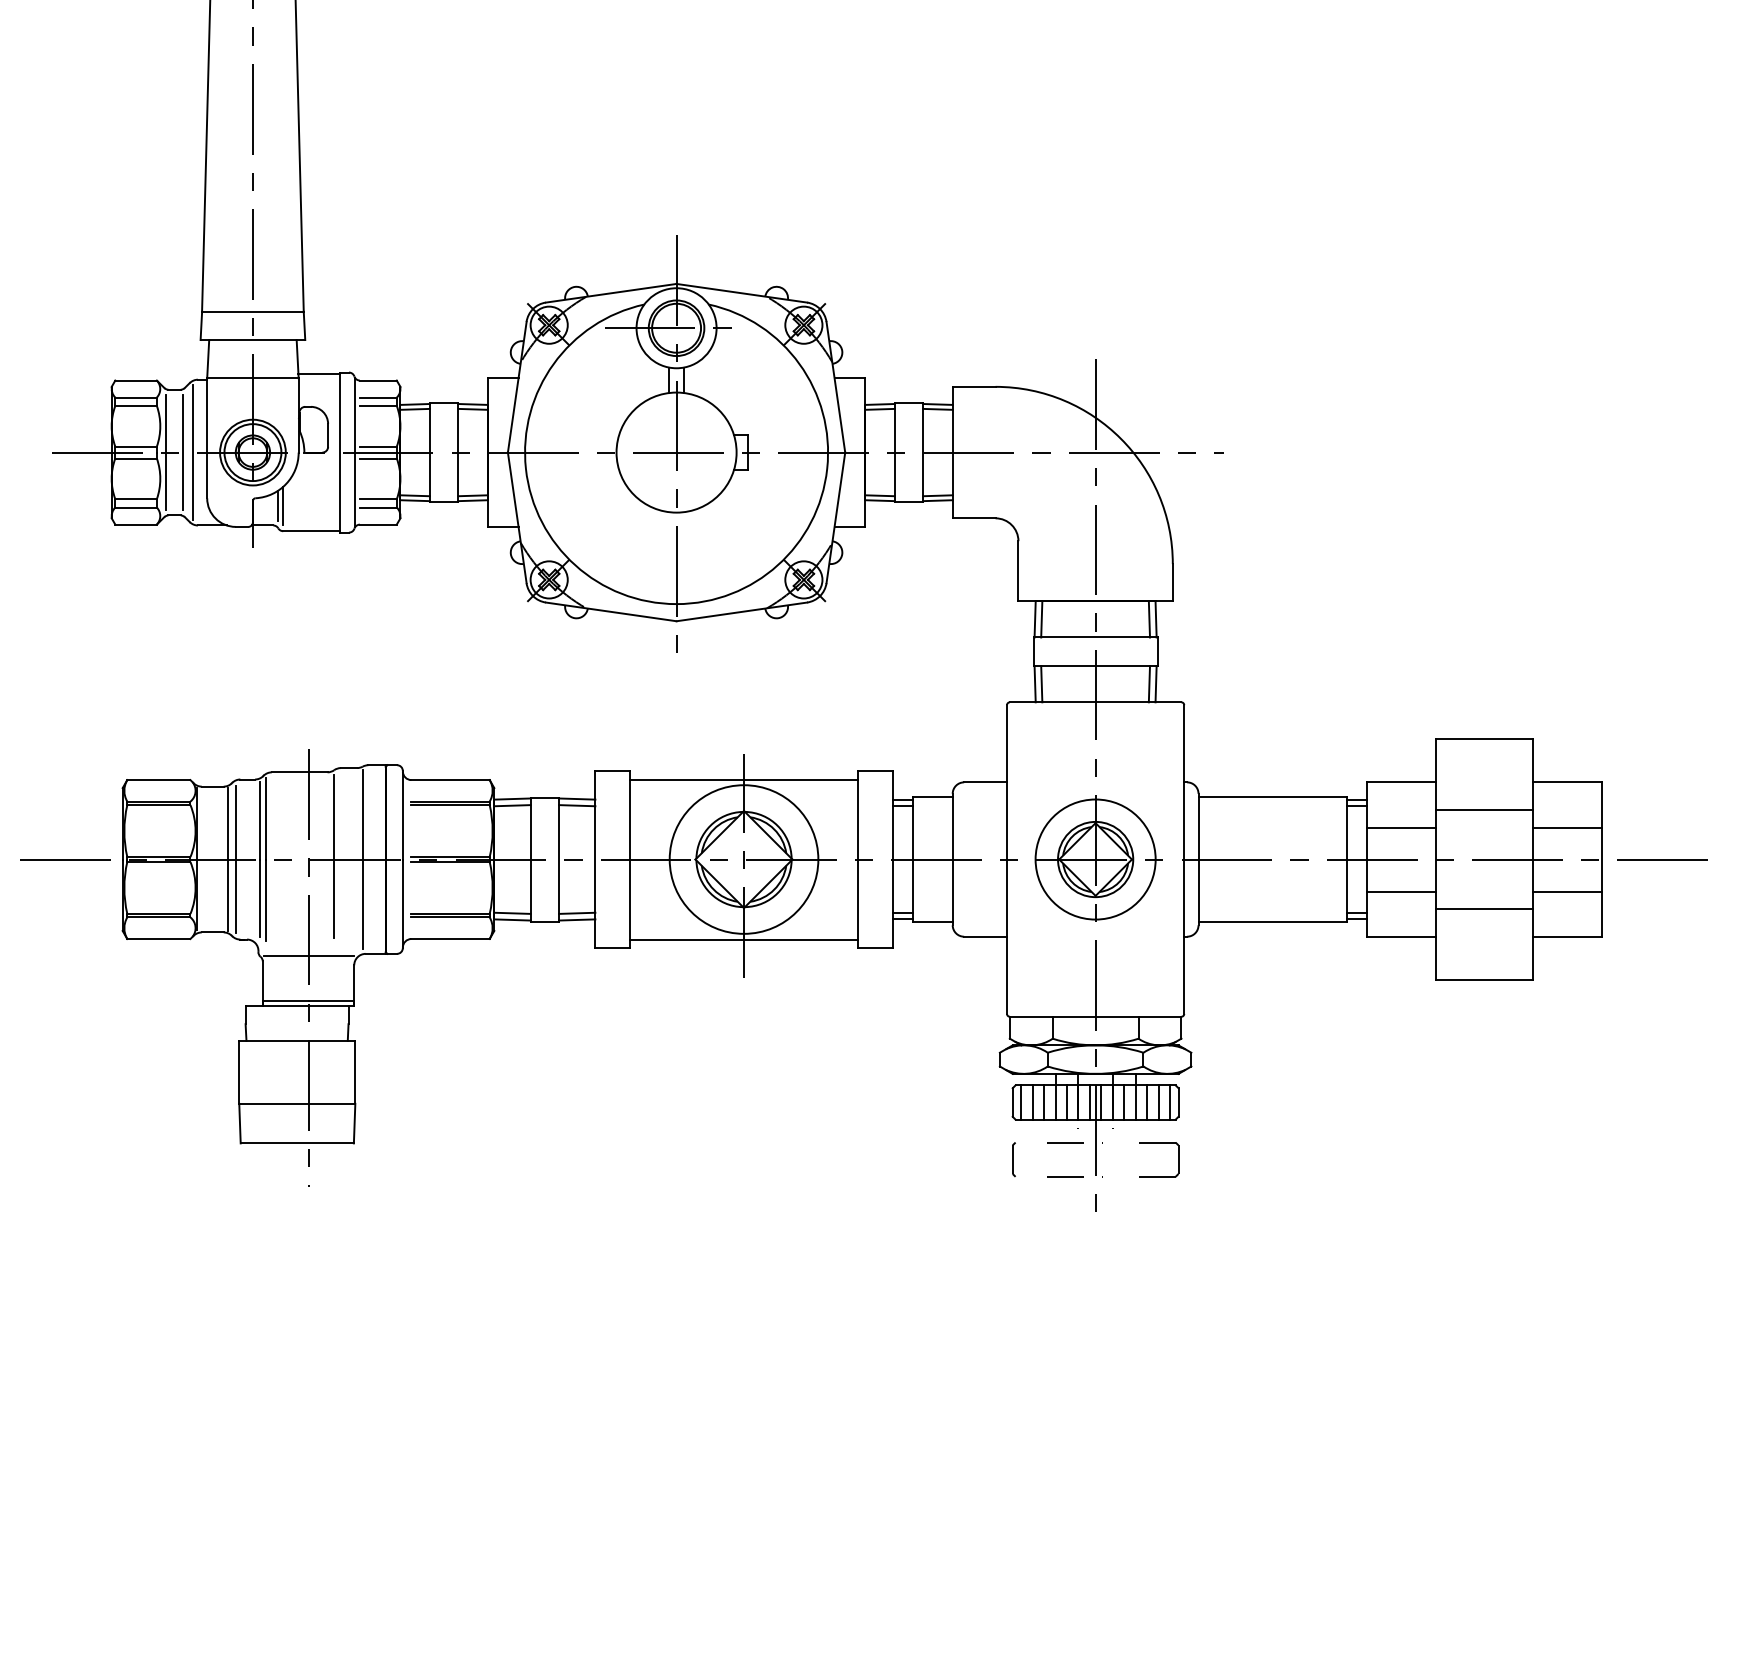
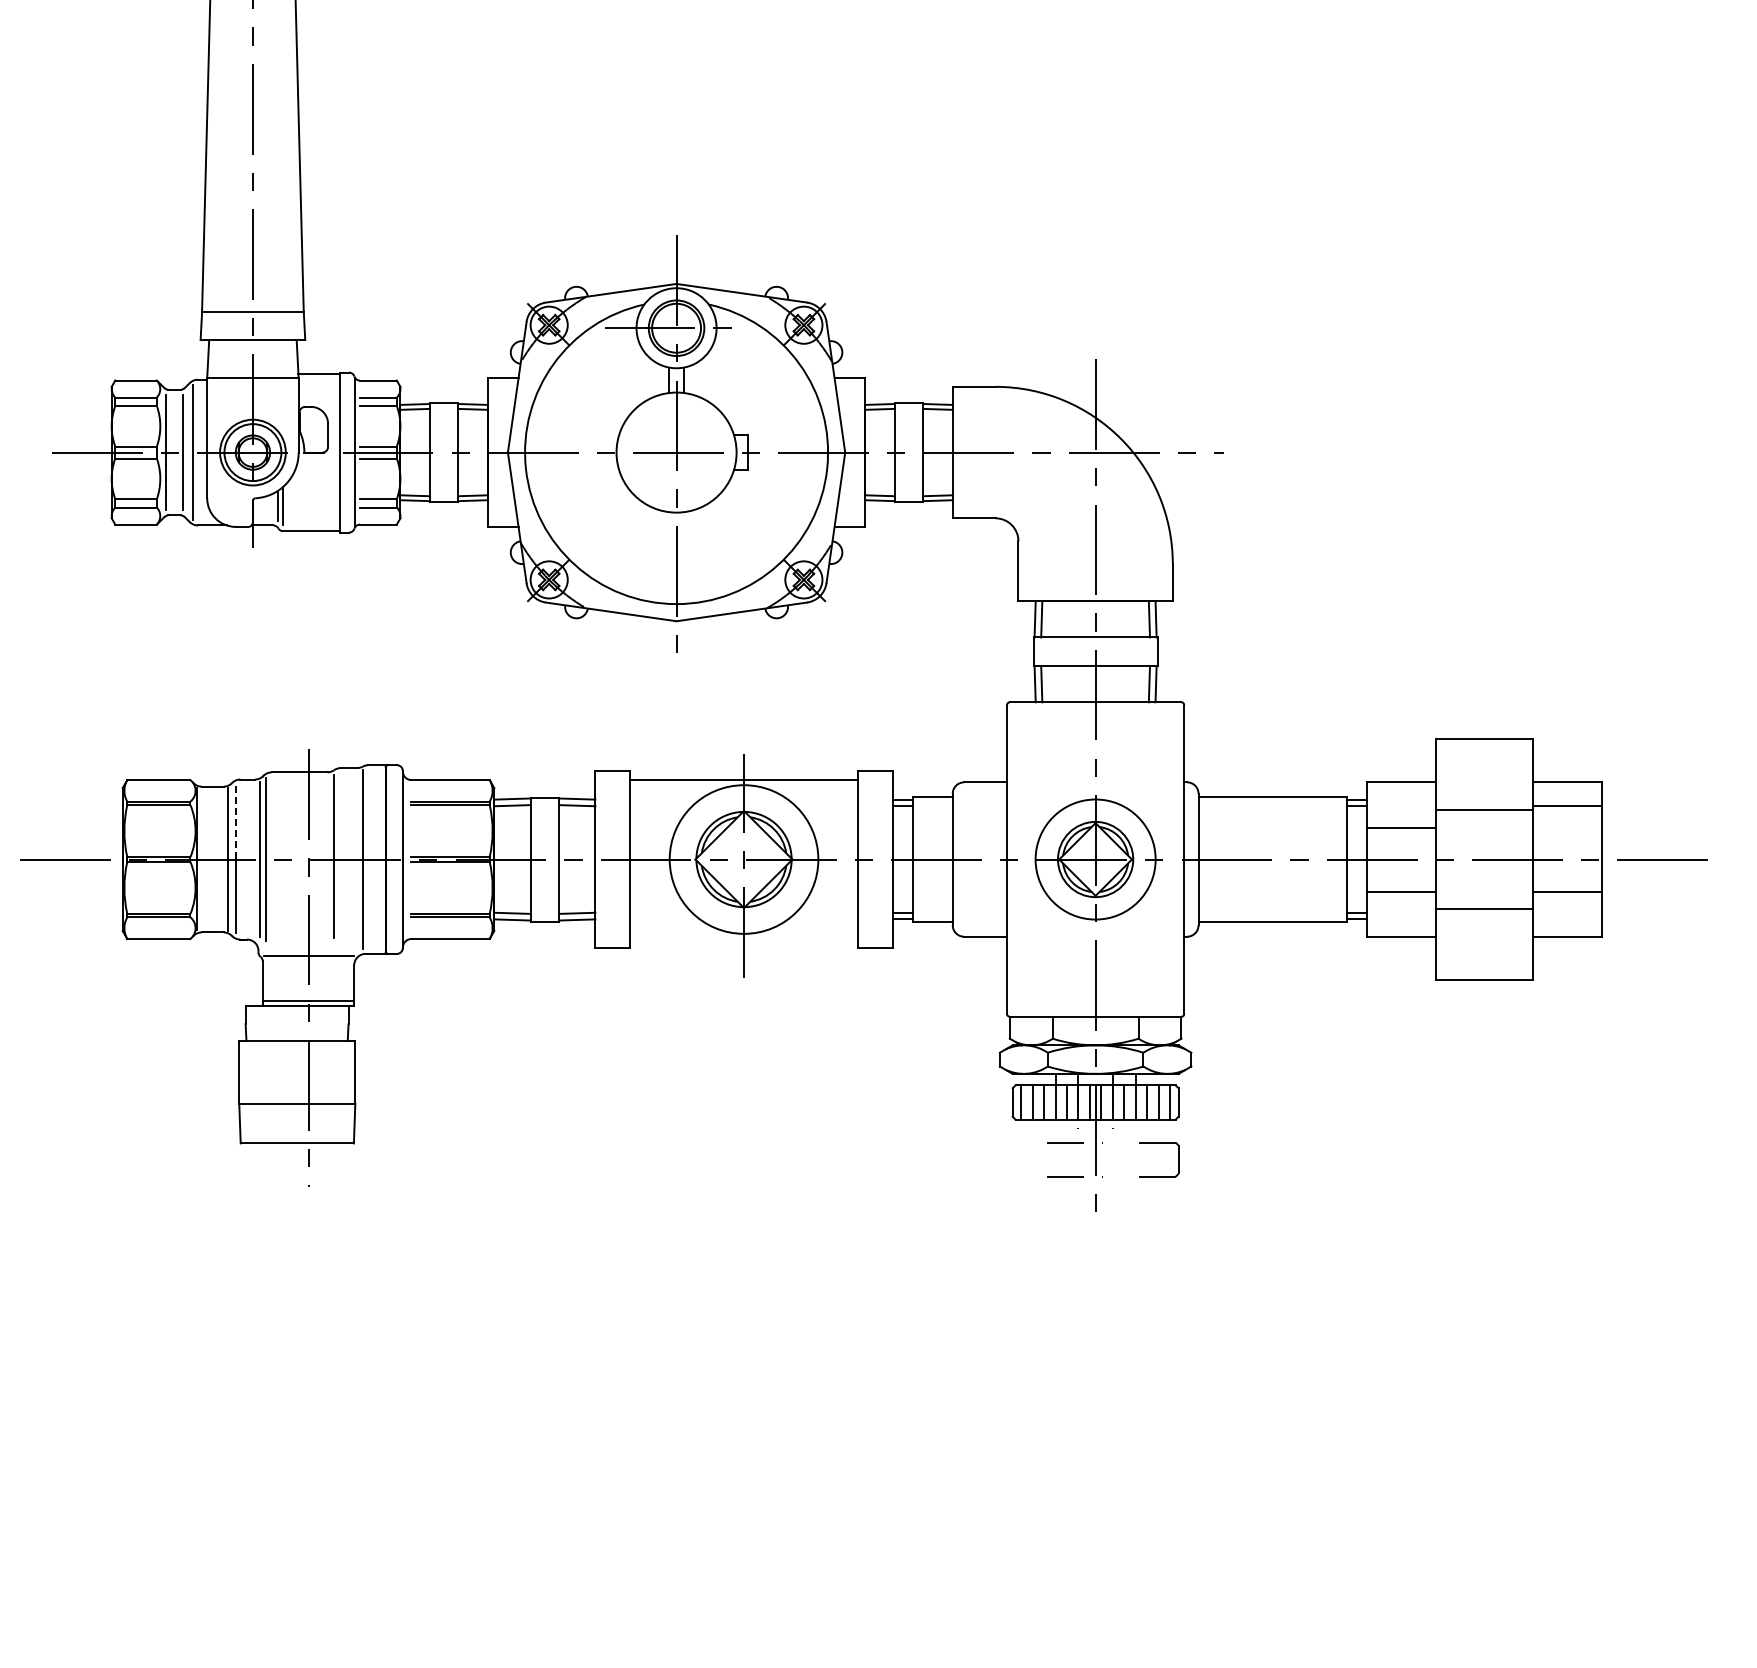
line: solid -> dashed (235, 822)
line position: (1566, 827) -> (1566, 805) (1566, 805)
line: present -> none (743, 939)
part: present -> none (1013, 1159)
